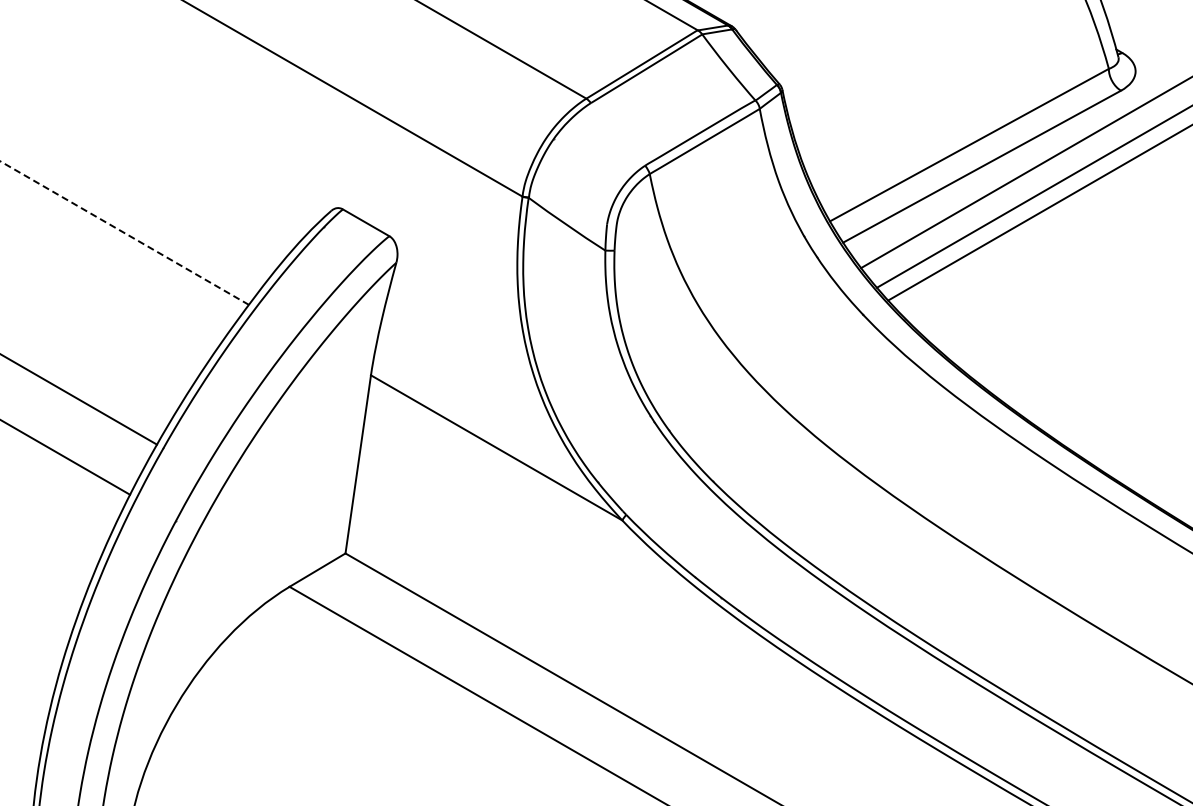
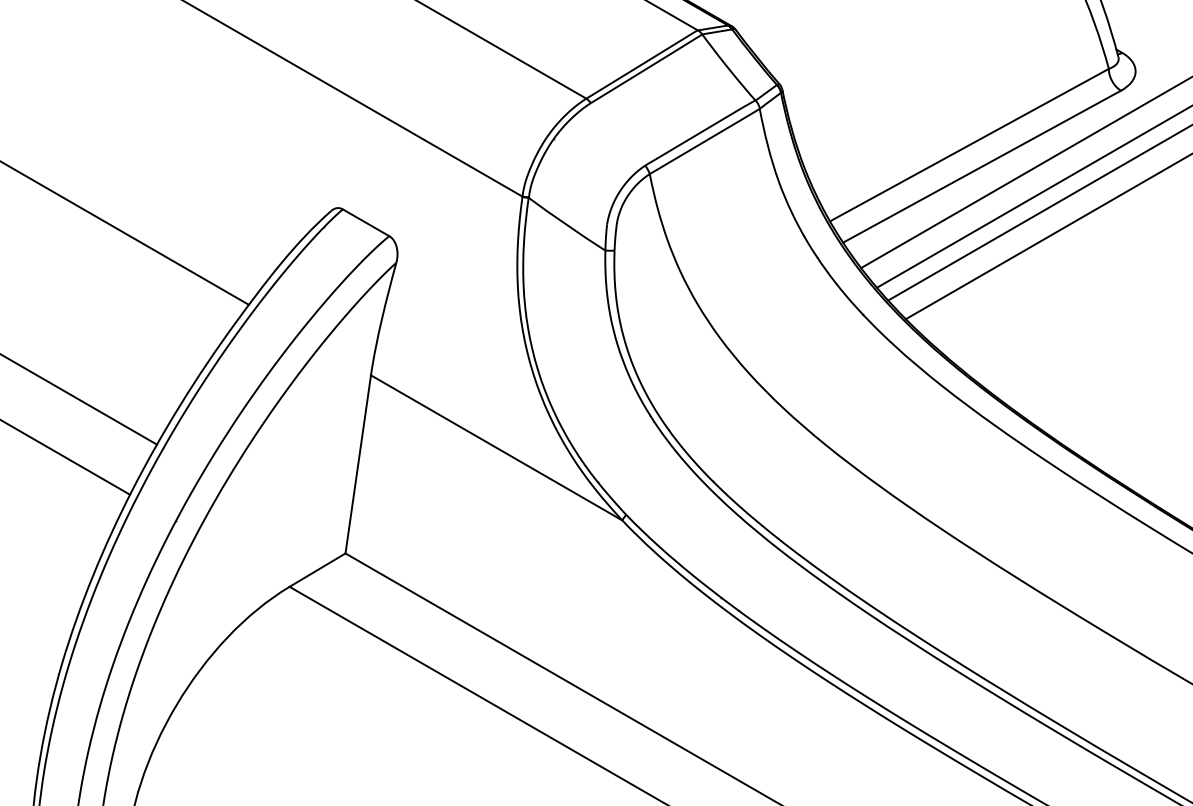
line: dashed -> solid (124, 233)
line: none -> present (1047, 237)
